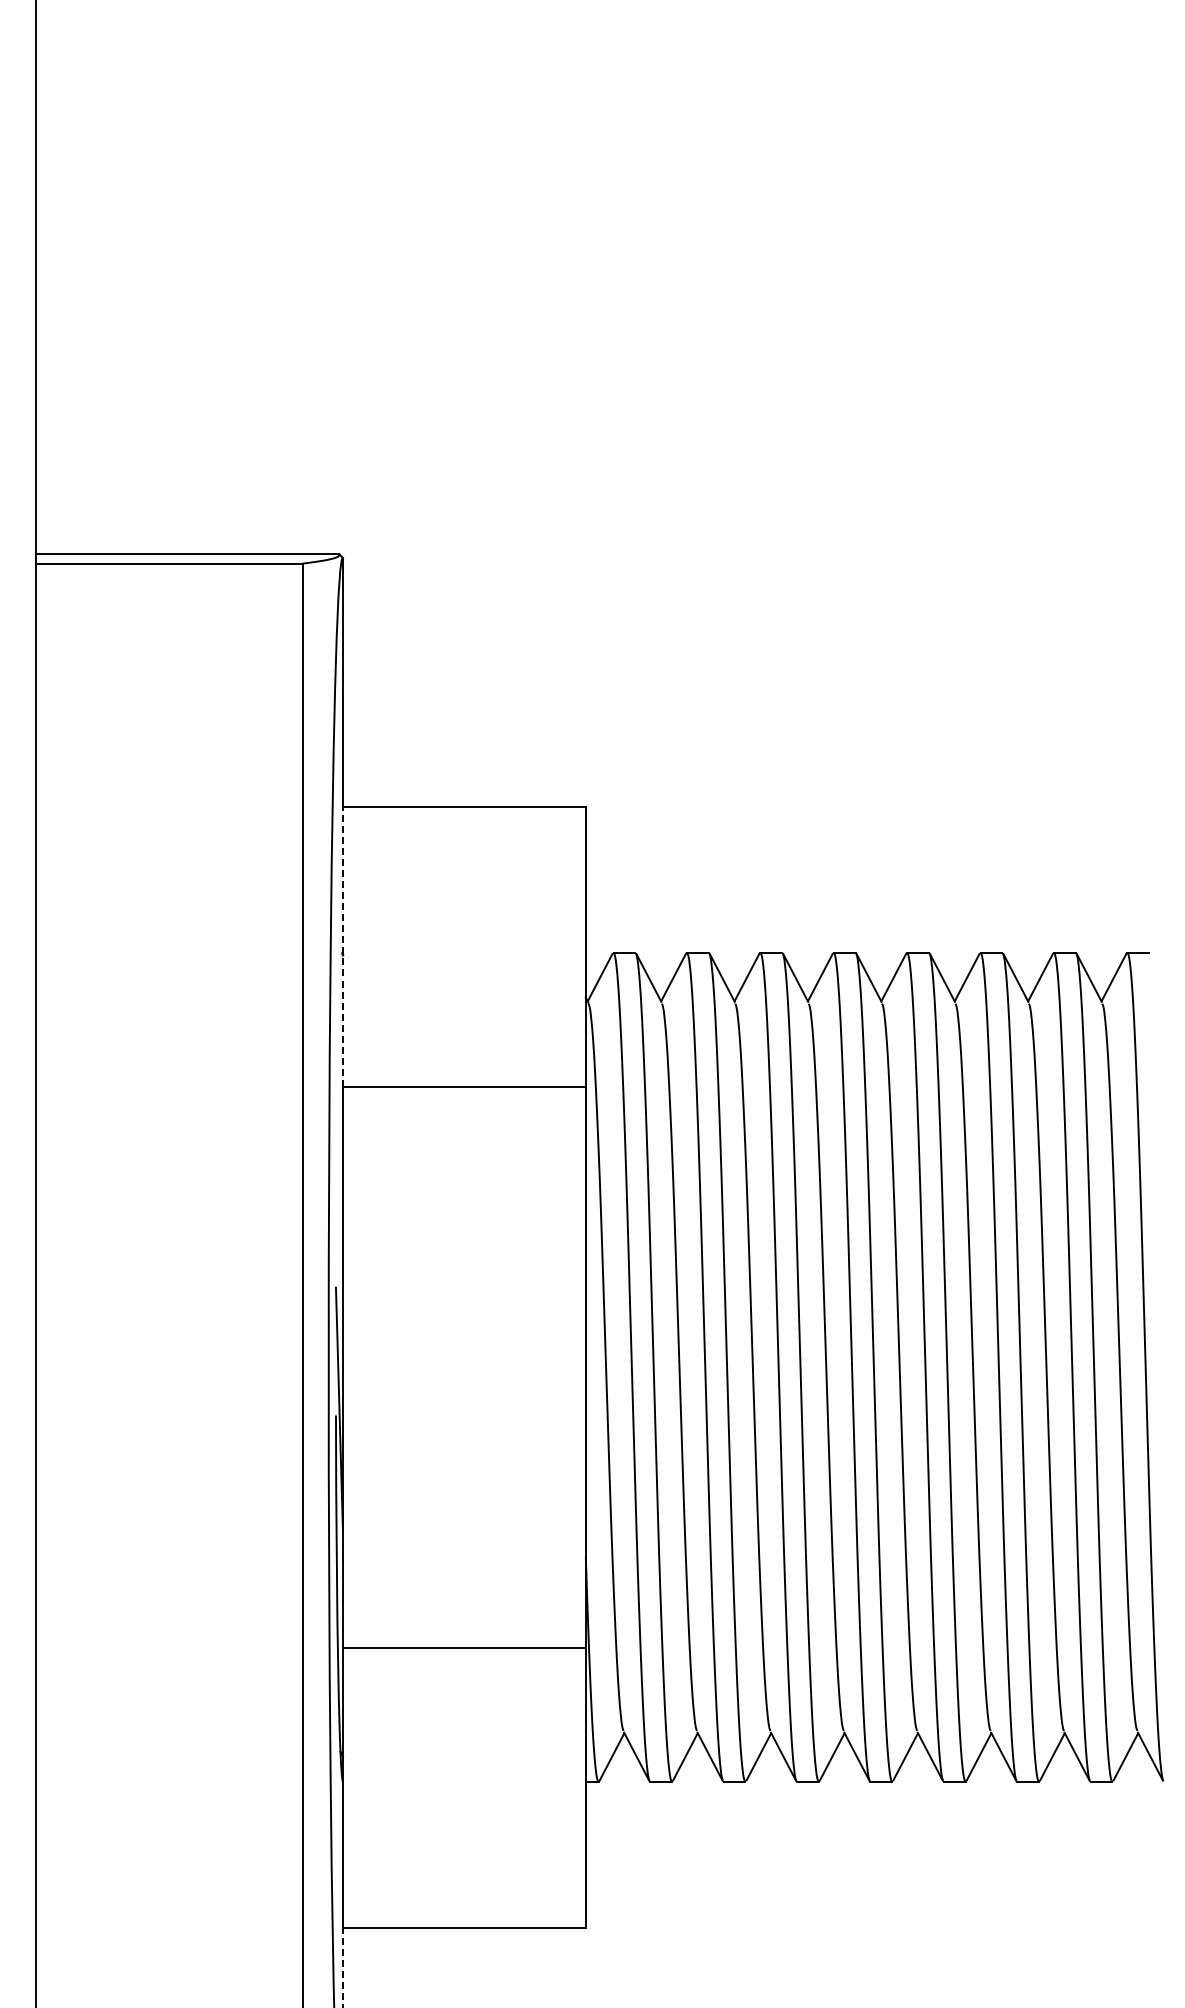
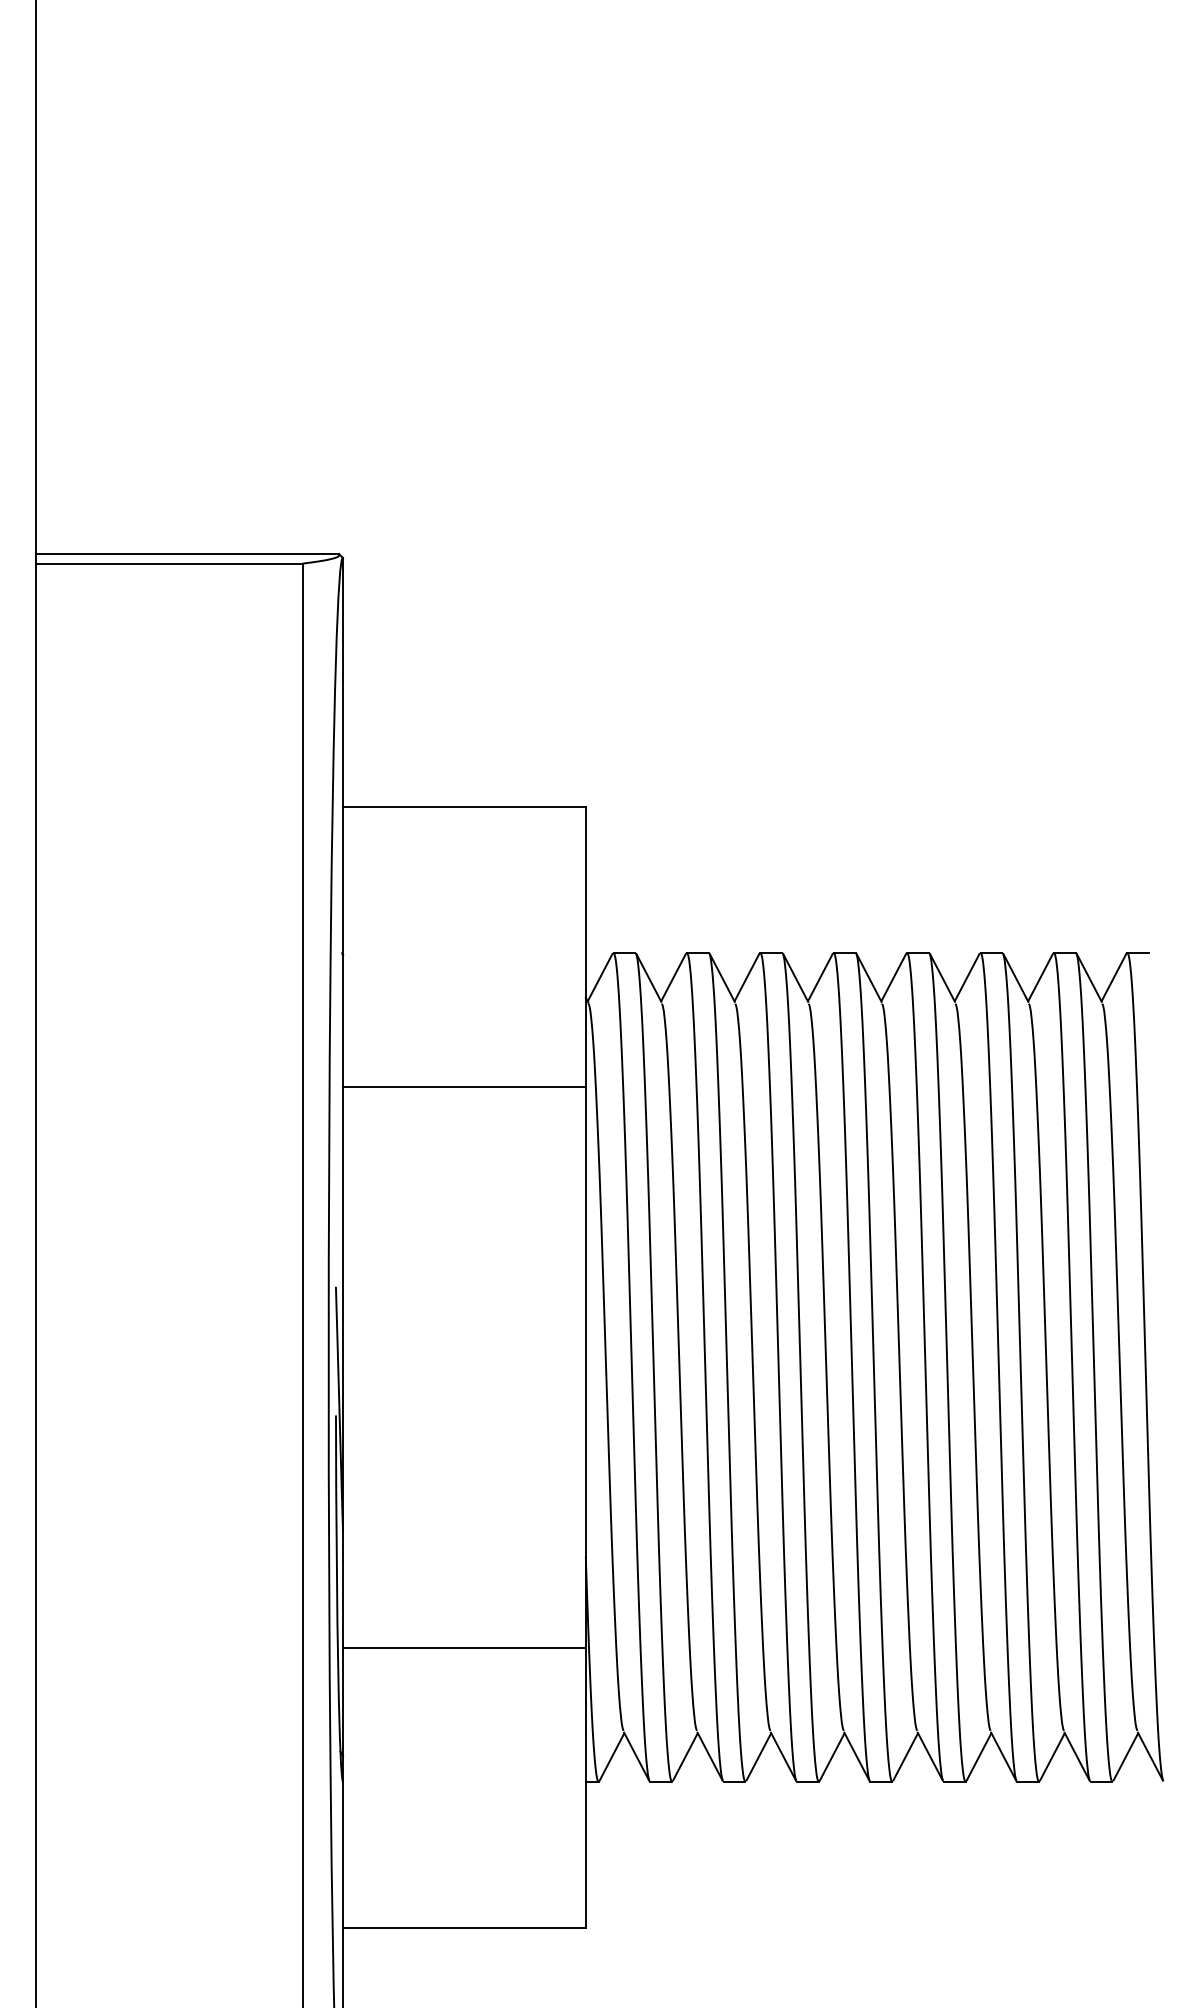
line: dashed -> solid (343, 946)
line: dashed -> solid (343, 1967)
